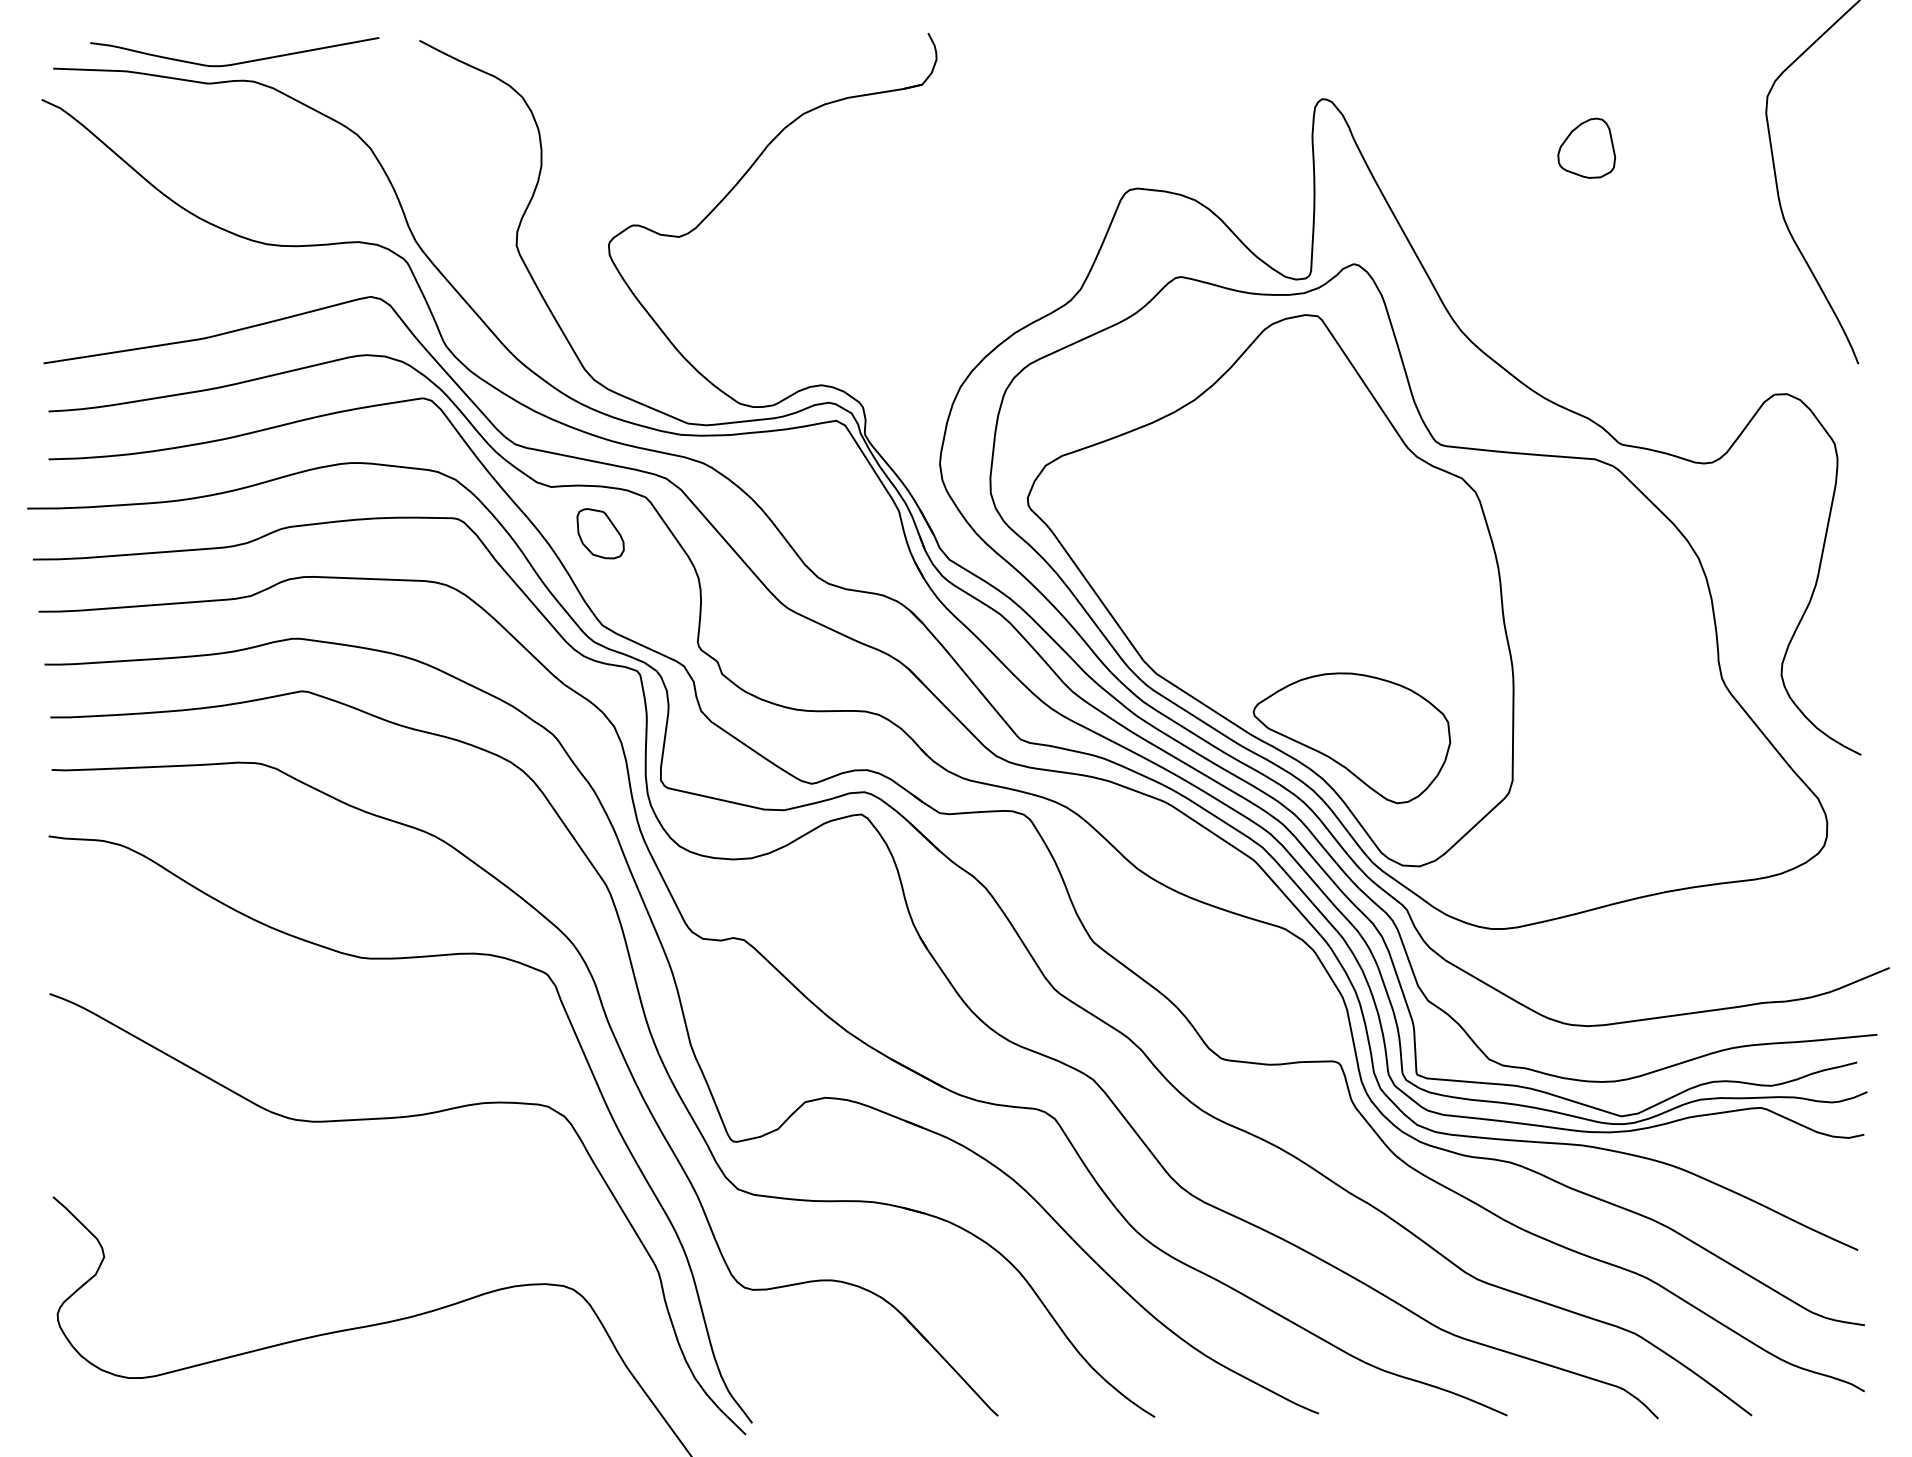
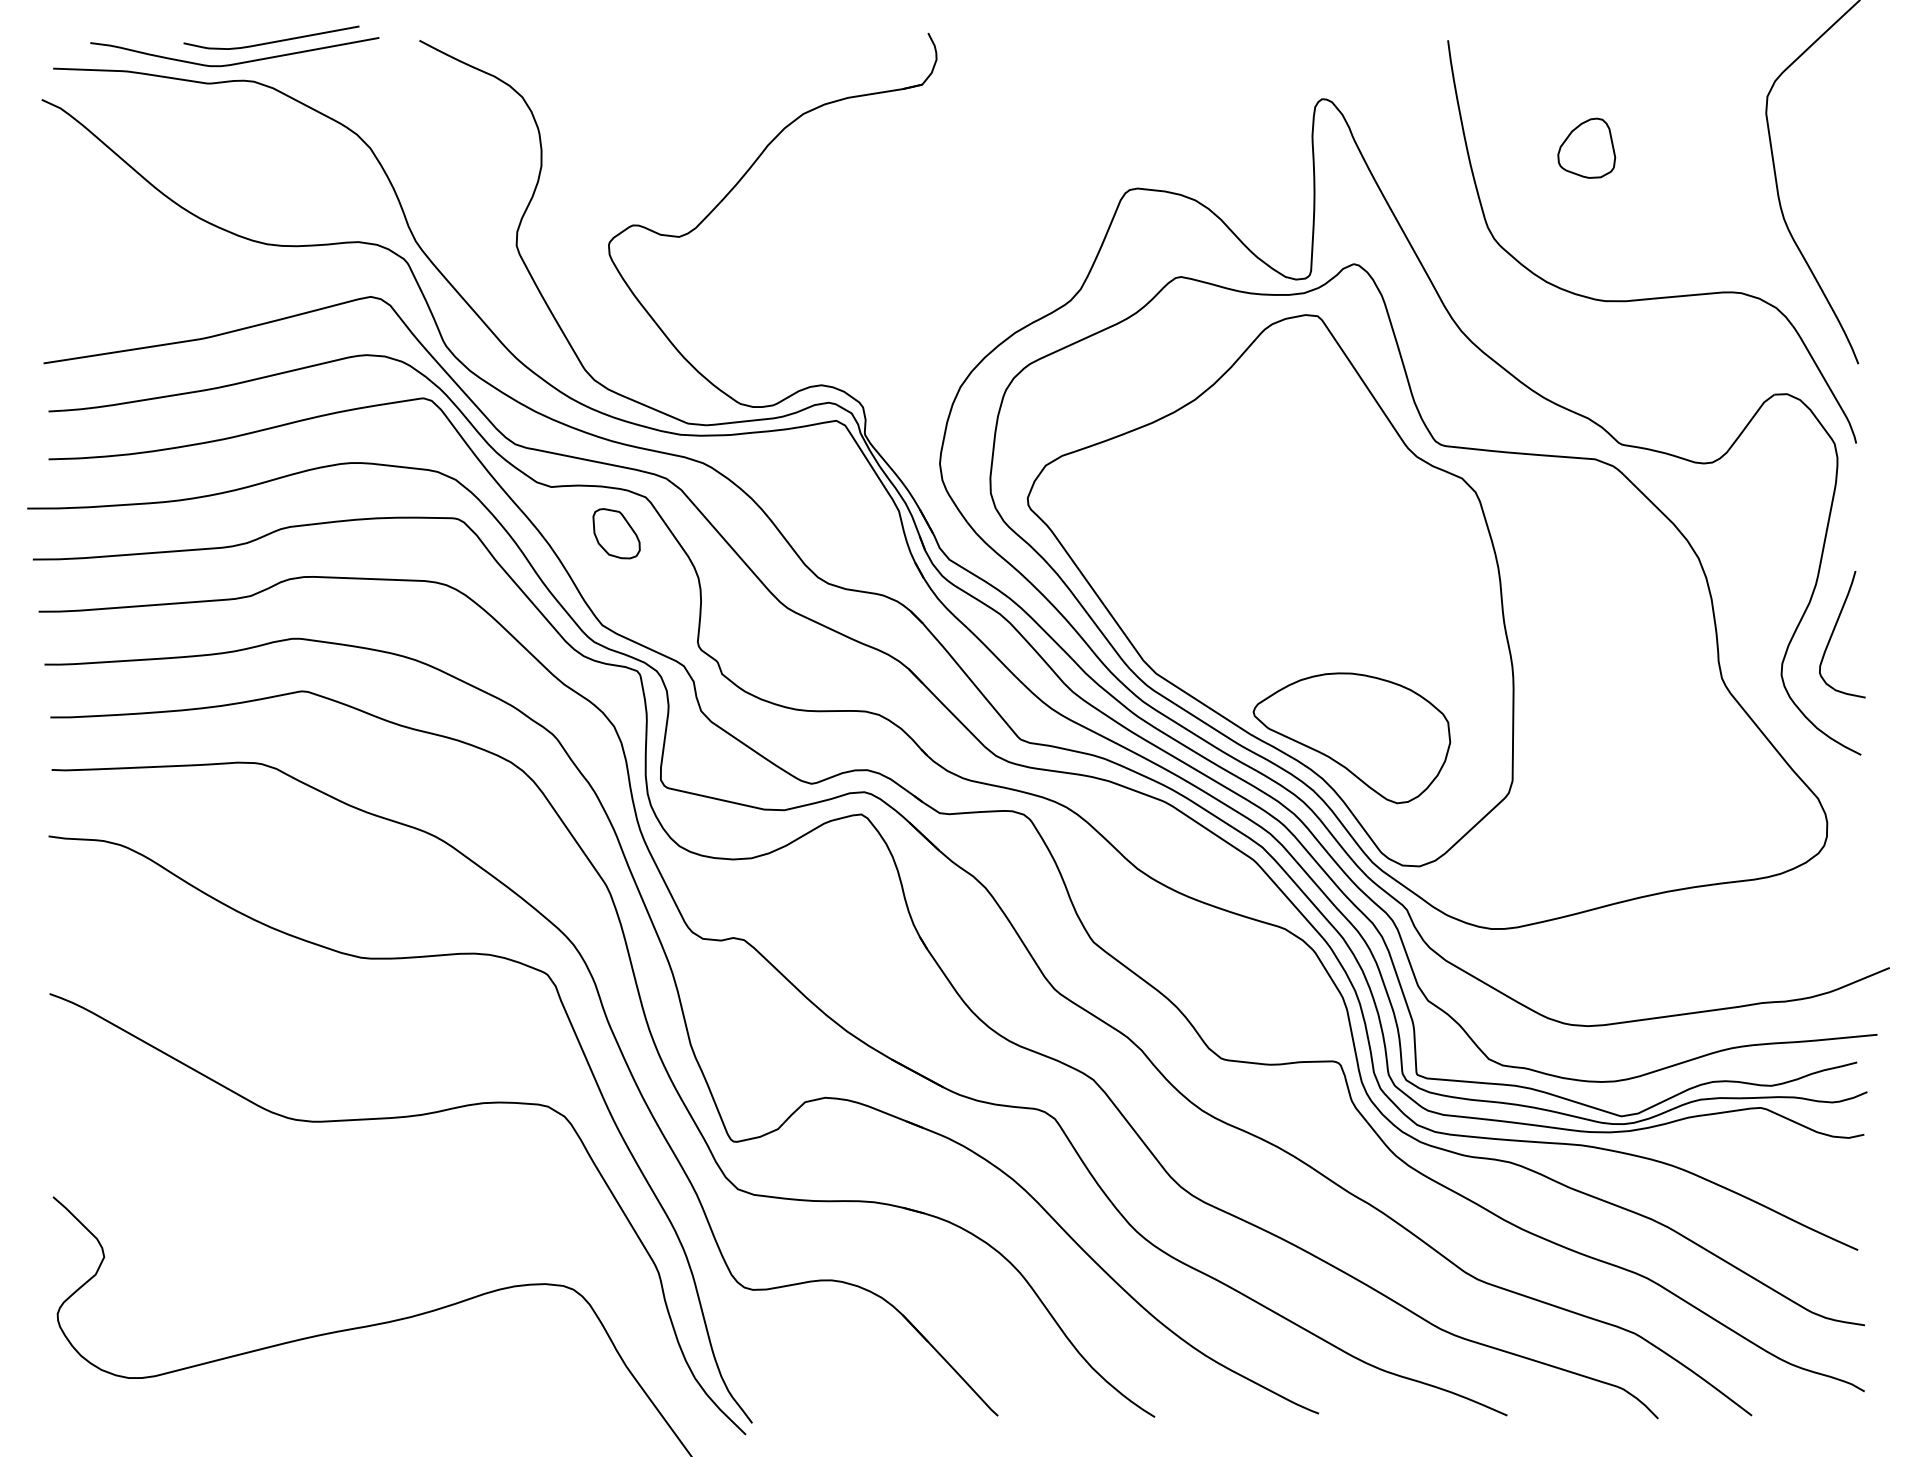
curve: none -> present (271, 41)
curve: none -> present (1652, 297)
part position: (600, 533) -> (616, 533) (616, 533)
curve: none -> present (1834, 631)
